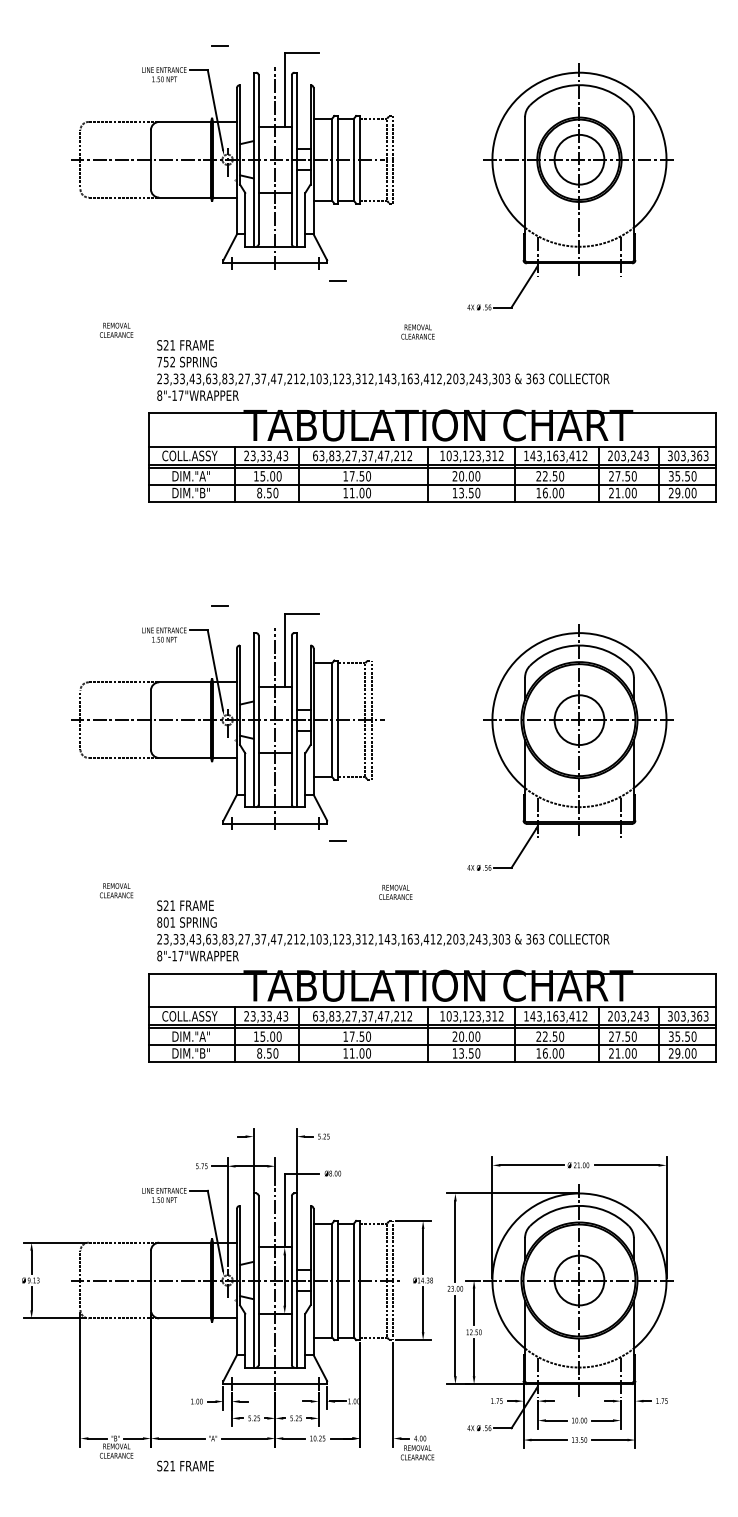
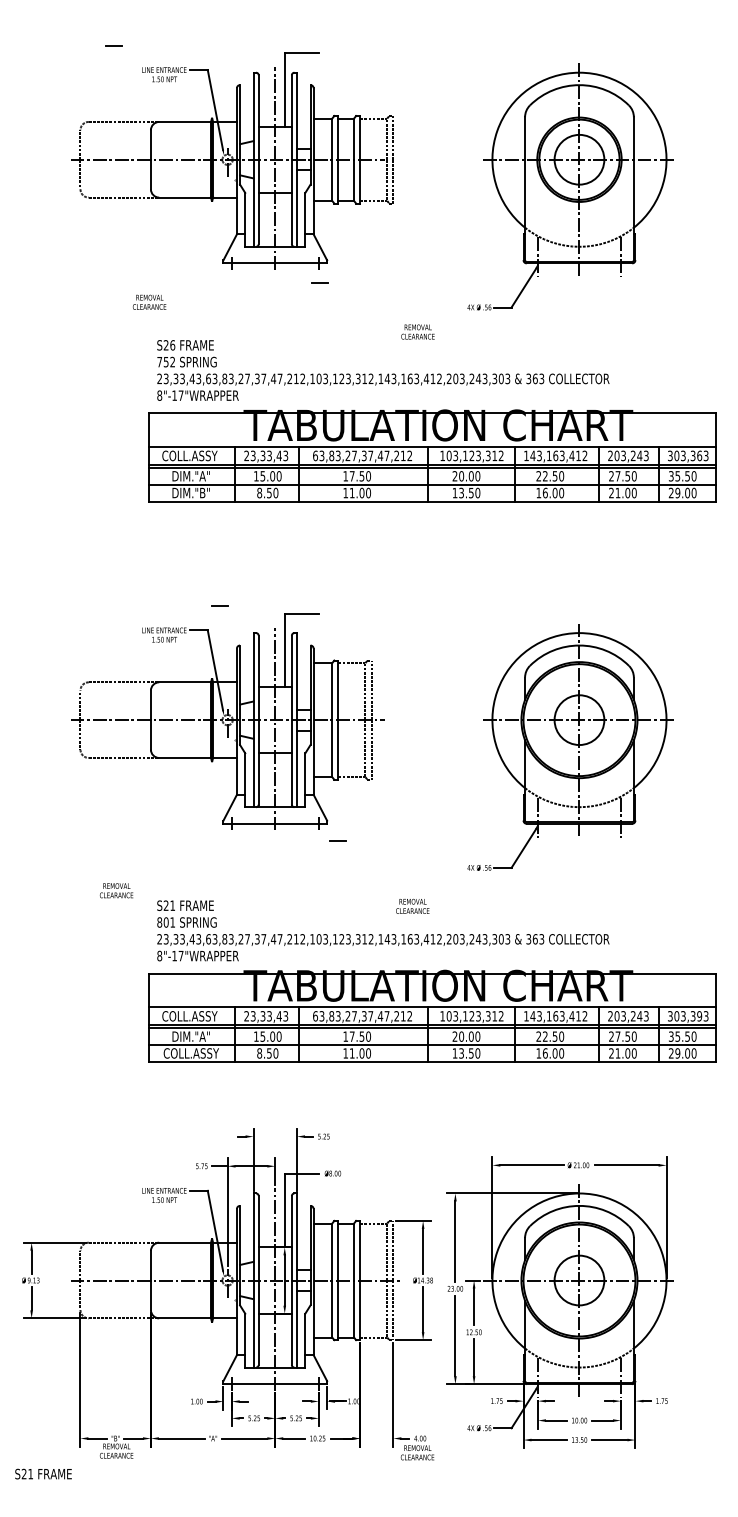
line position: (219, 45) -> (113, 45) (113, 45)
line position: (337, 280) -> (319, 282) (319, 282)
text position: (116, 329) -> (149, 301) (149, 301)
text: S21 -> S26 (172, 345)
text position: (395, 891) -> (412, 905) (412, 905)
text: 303,363 -> 303,393 (699, 1016)
text: DIM."B" -> COLL.ASSY (190, 1053)
text position: (185, 1465) -> (43, 1473) (43, 1473)
